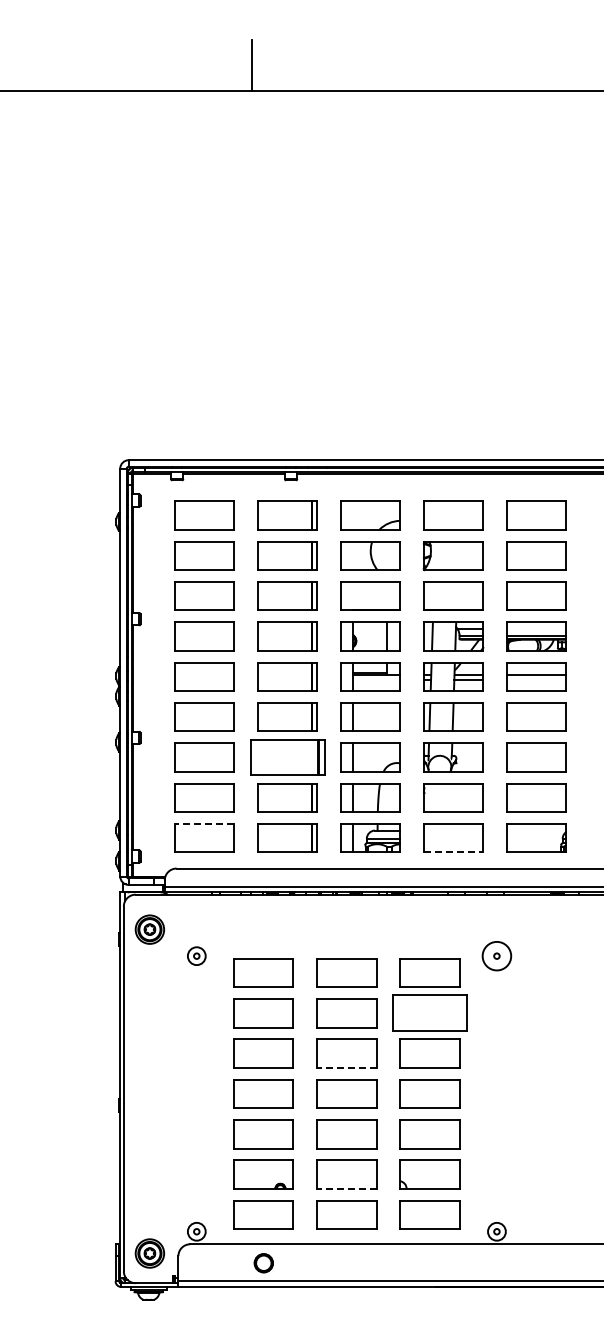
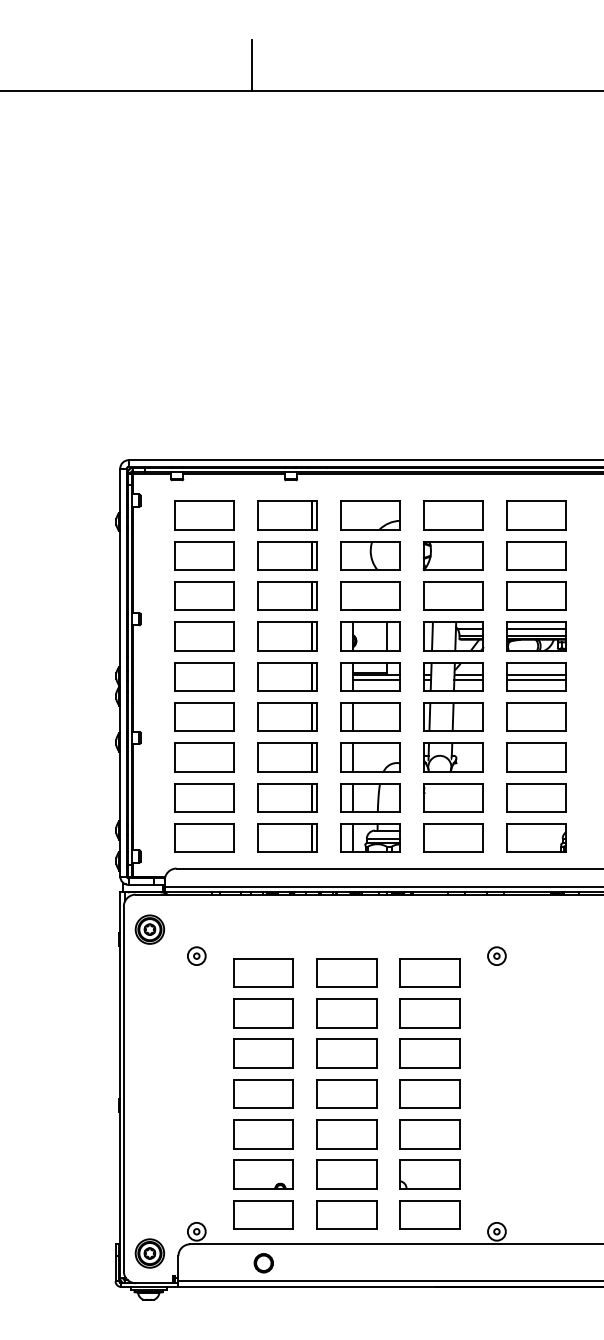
line: none -> present (536, 629)
line: none -> present (376, 679)
line: none -> present (536, 679)
part size: 76x37 px -> 61x31 px (287, 757)
line: dashed -> solid (204, 824)
line: dashed -> solid (453, 852)
circle diameter: 29 px -> 18 px (496, 956)
part size: 76x38 px -> 62x31 px (429, 1013)
line: dashed -> solid (346, 1067)
line: dashed -> solid (346, 1188)
